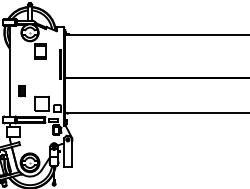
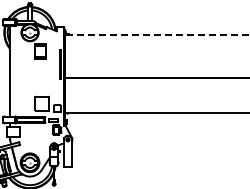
line: solid -> dashed (156, 35)
part: present -> none (21, 91)
